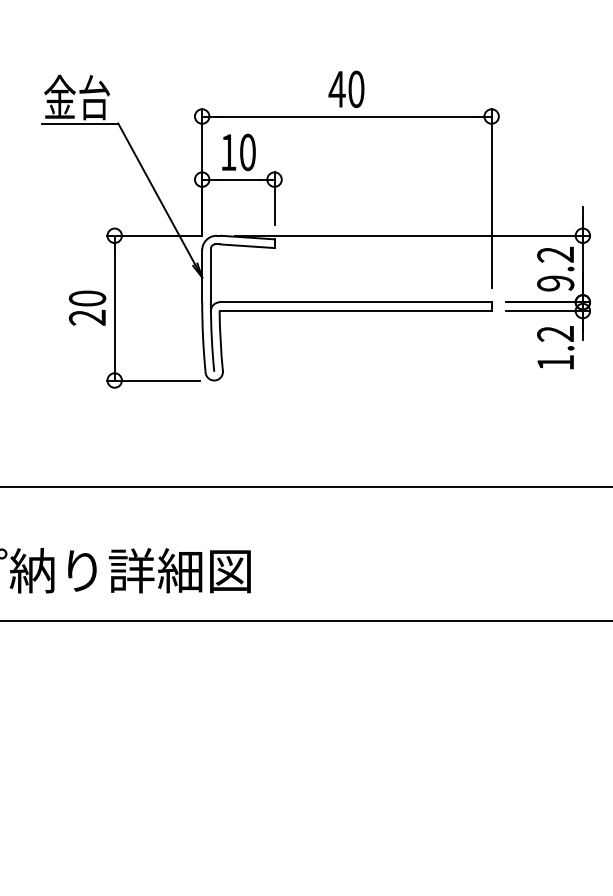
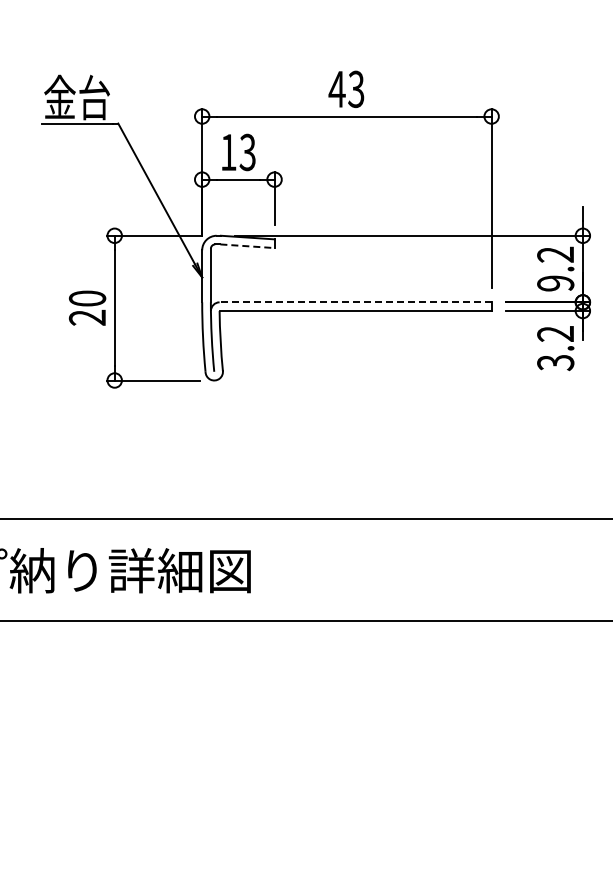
text: 40 -> 43 (356, 88)
text: 10 -> 13 (247, 152)
line: solid -> dashed (247, 246)
line: solid -> dashed (355, 302)
text: 1.2 -> 3.2 (555, 363)
line position: (305, 486) -> (305, 518) (305, 518)
